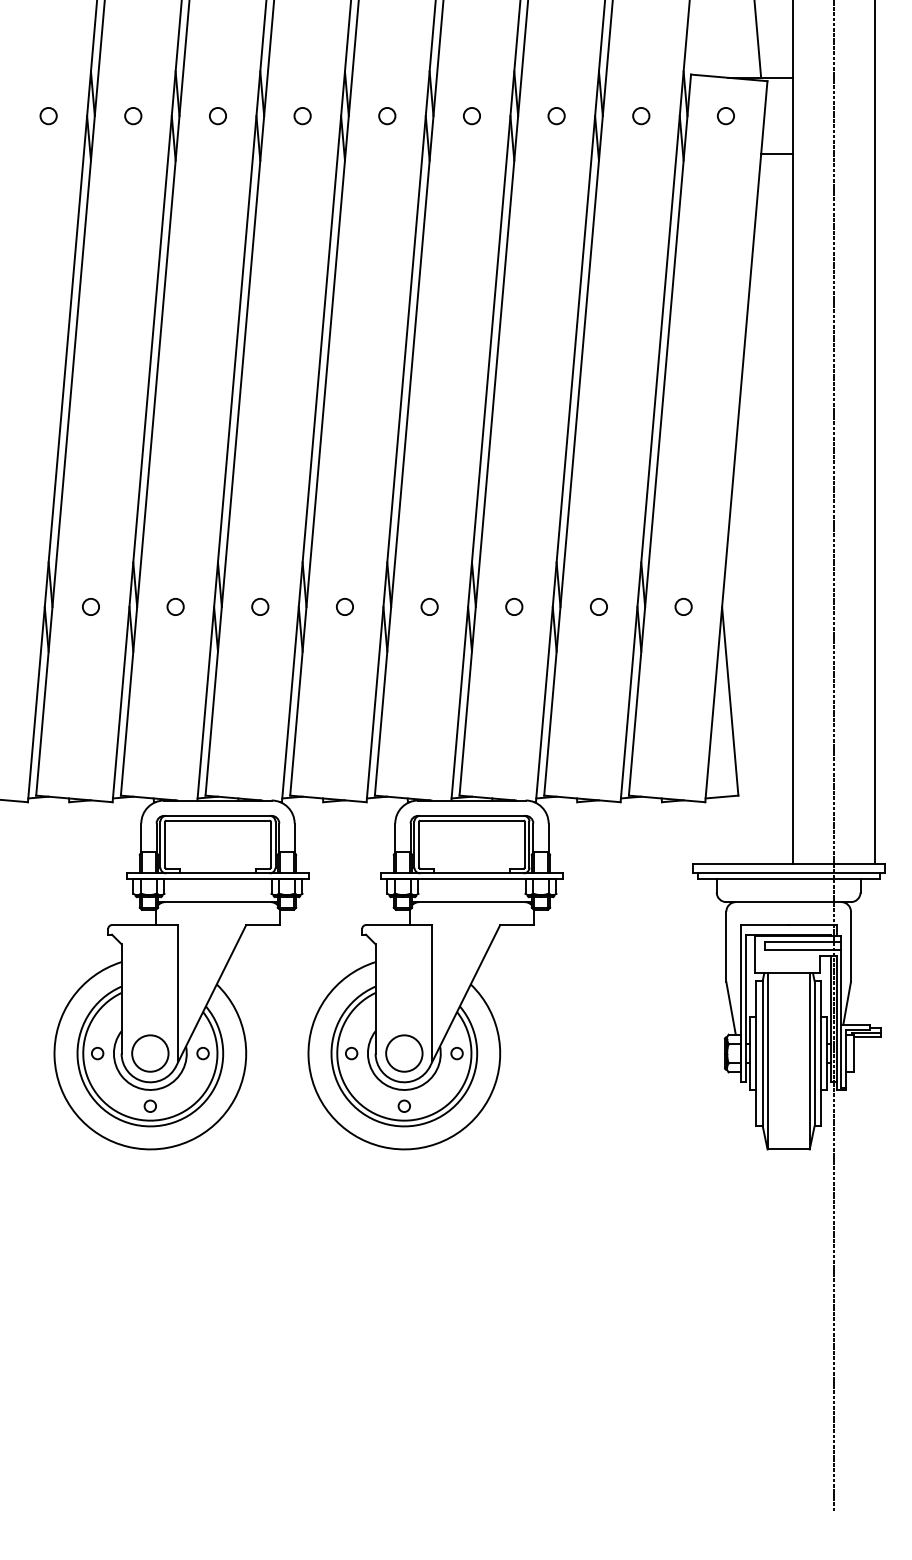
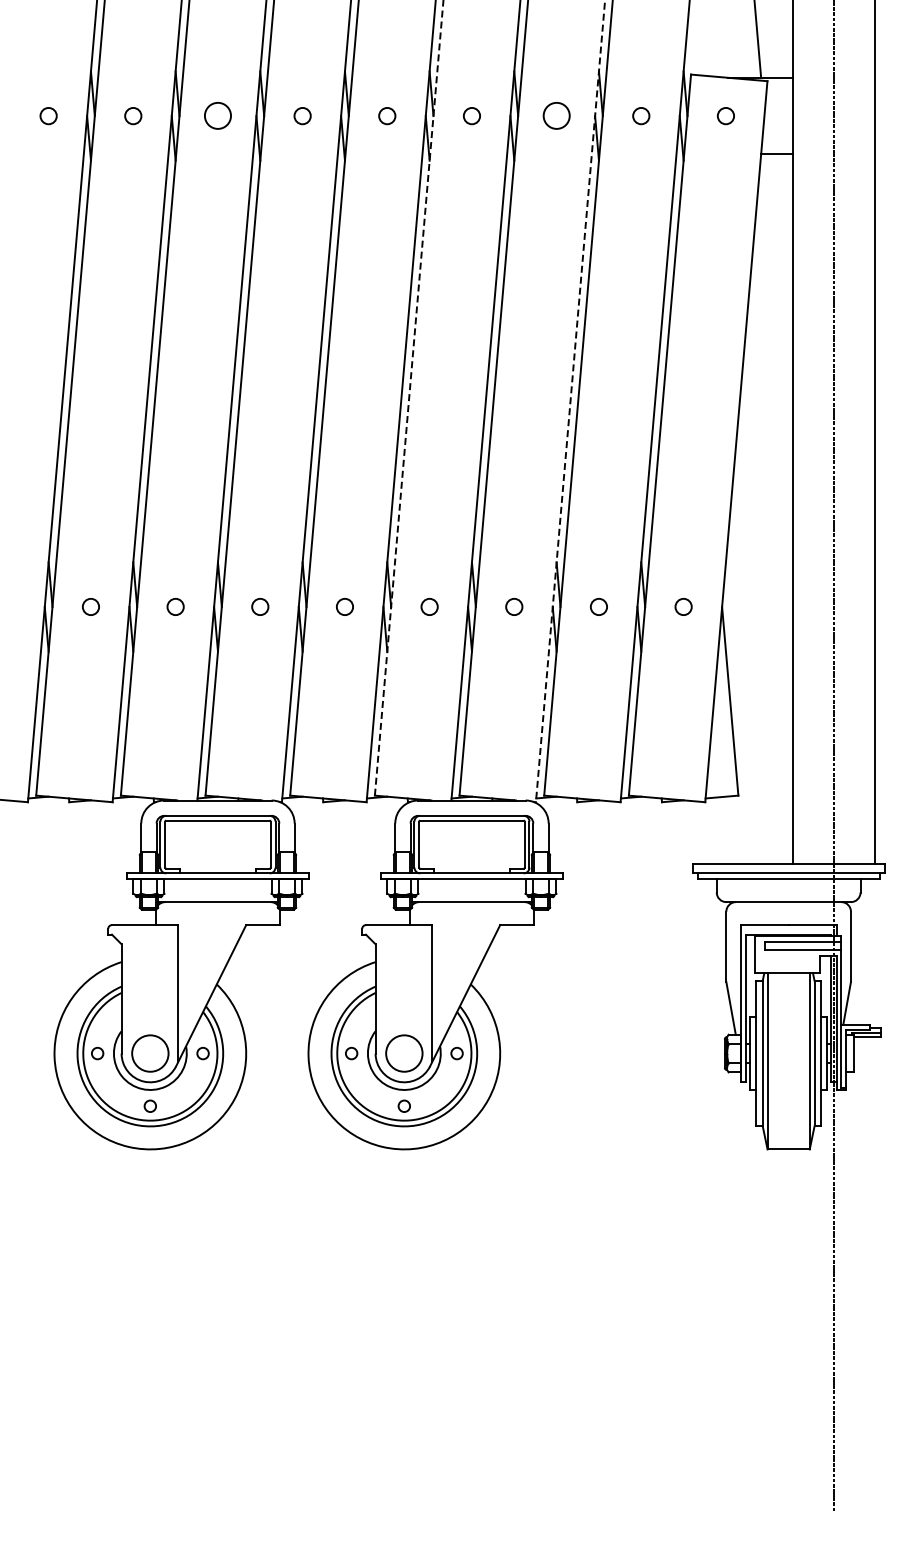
circle size: 18x19 px -> 28x28 px (217, 115)
circle size: 19x19 px -> 29x28 px (556, 115)
line: solid -> dashed (409, 398)
line: solid -> dashed (570, 401)
